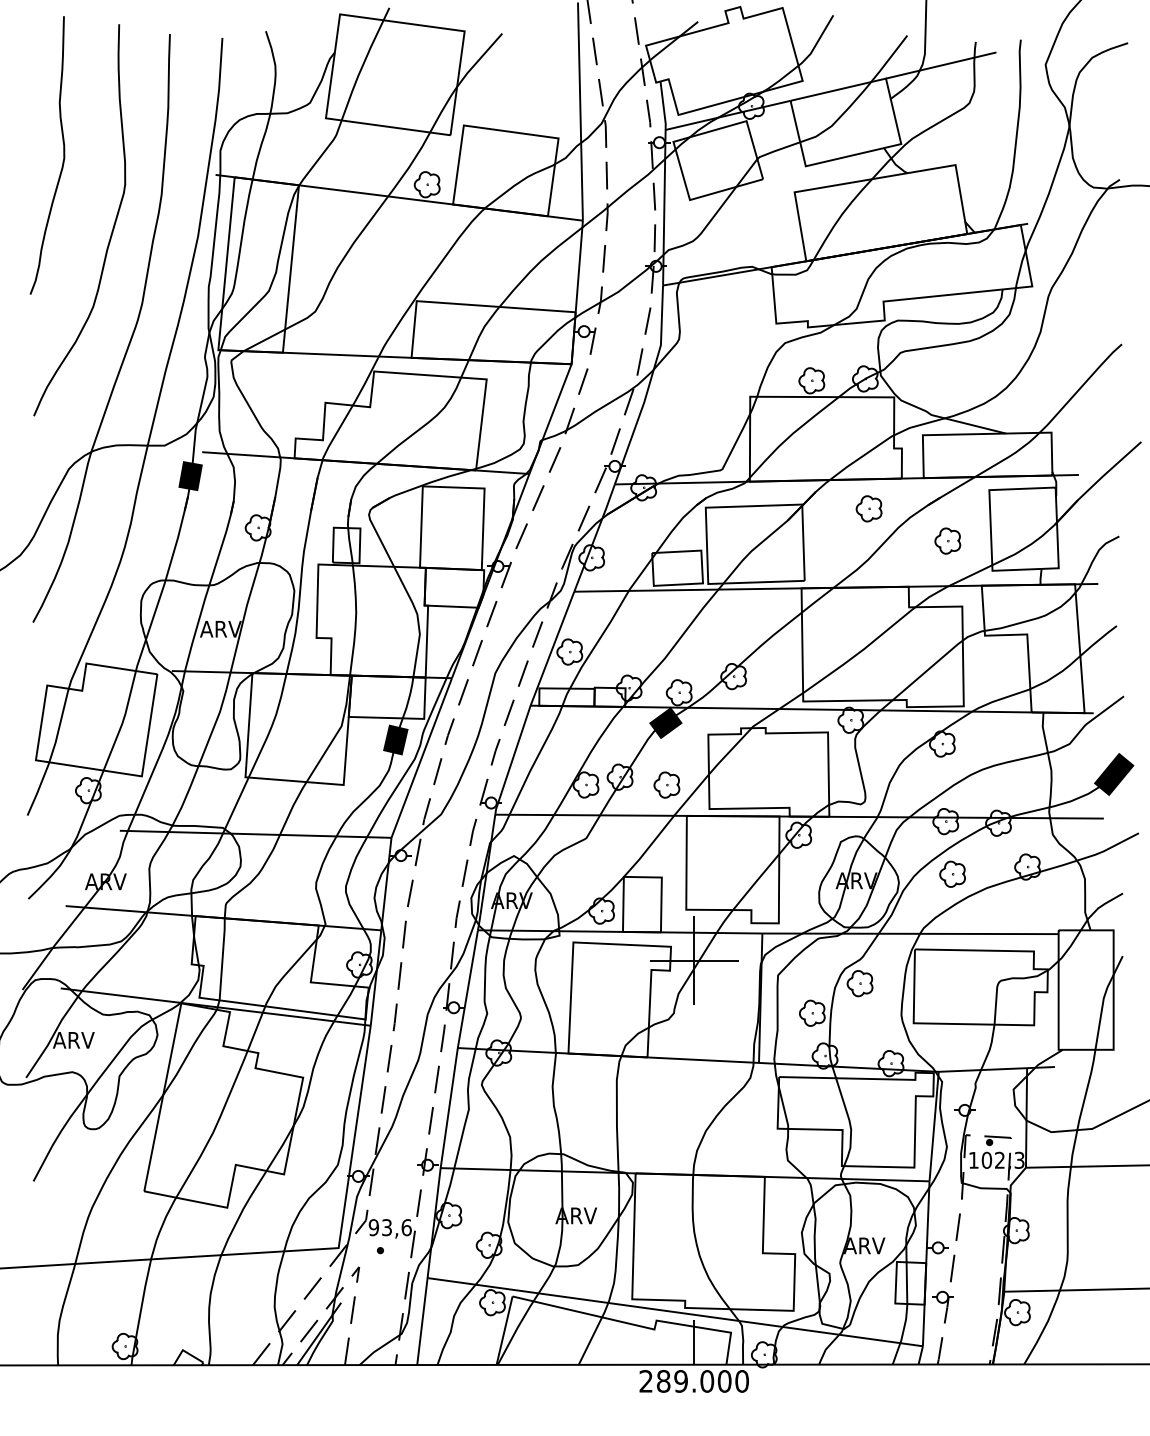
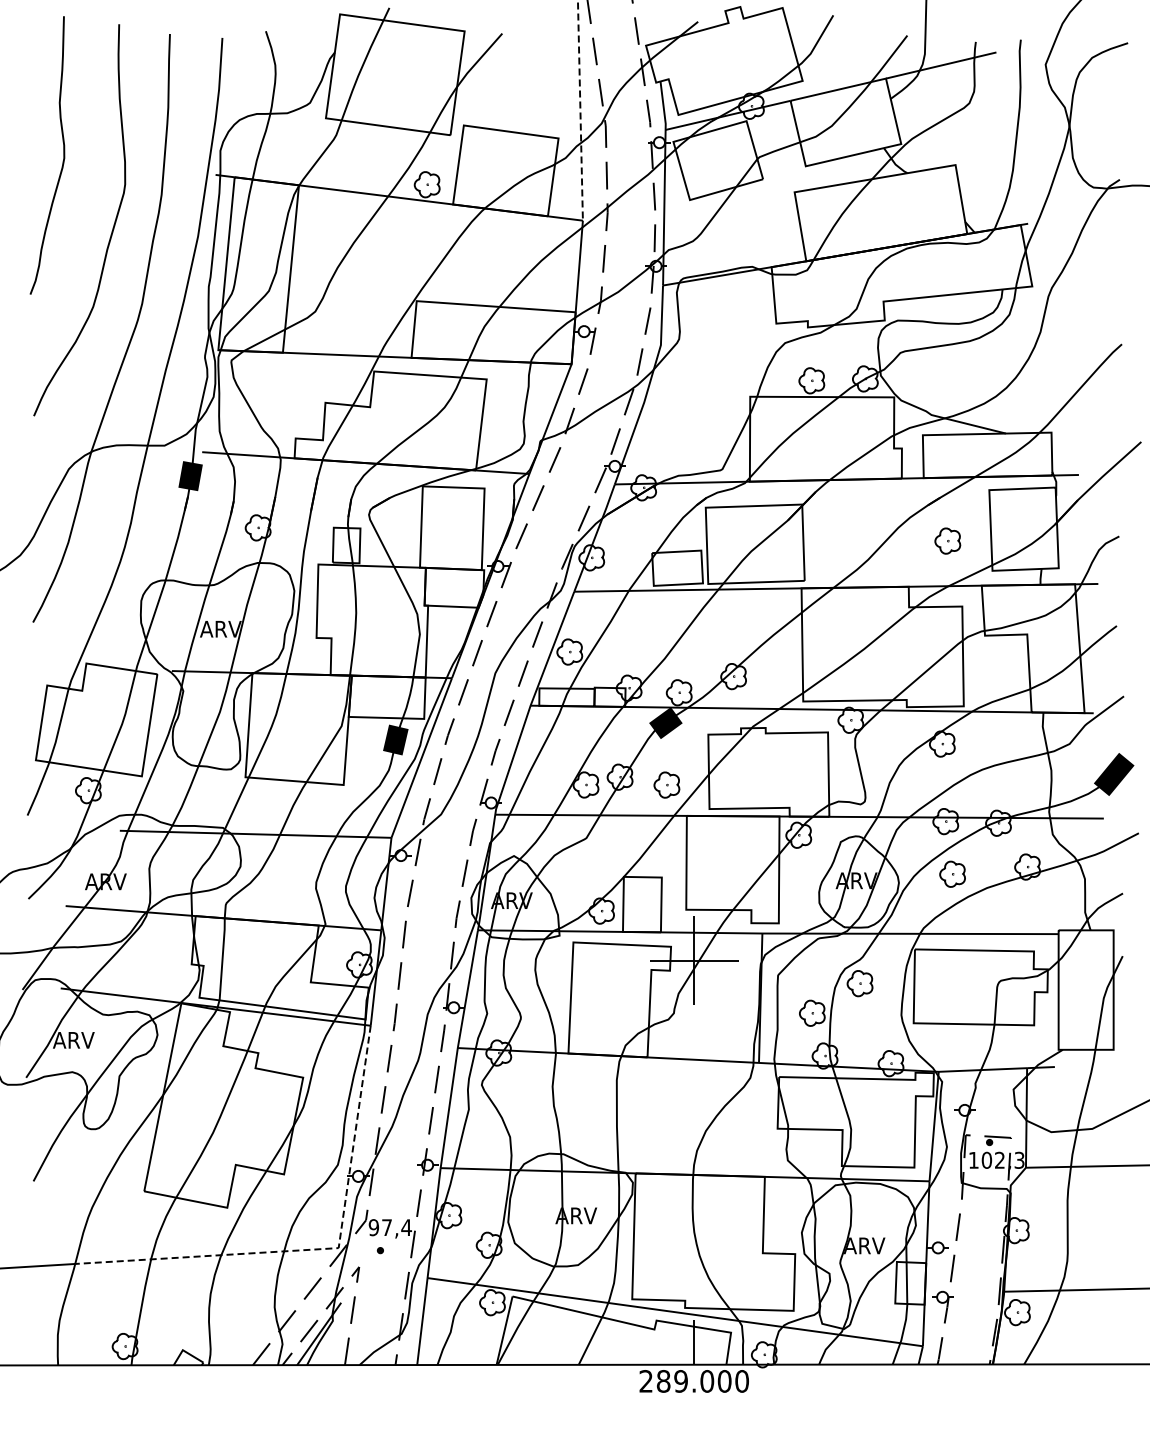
line: solid -> dashed (580, 112)
part: present -> none (868, 508)
text: 93,6 -> 97,4 (396, 1227)
line: solid -> dashed (319, 1249)
